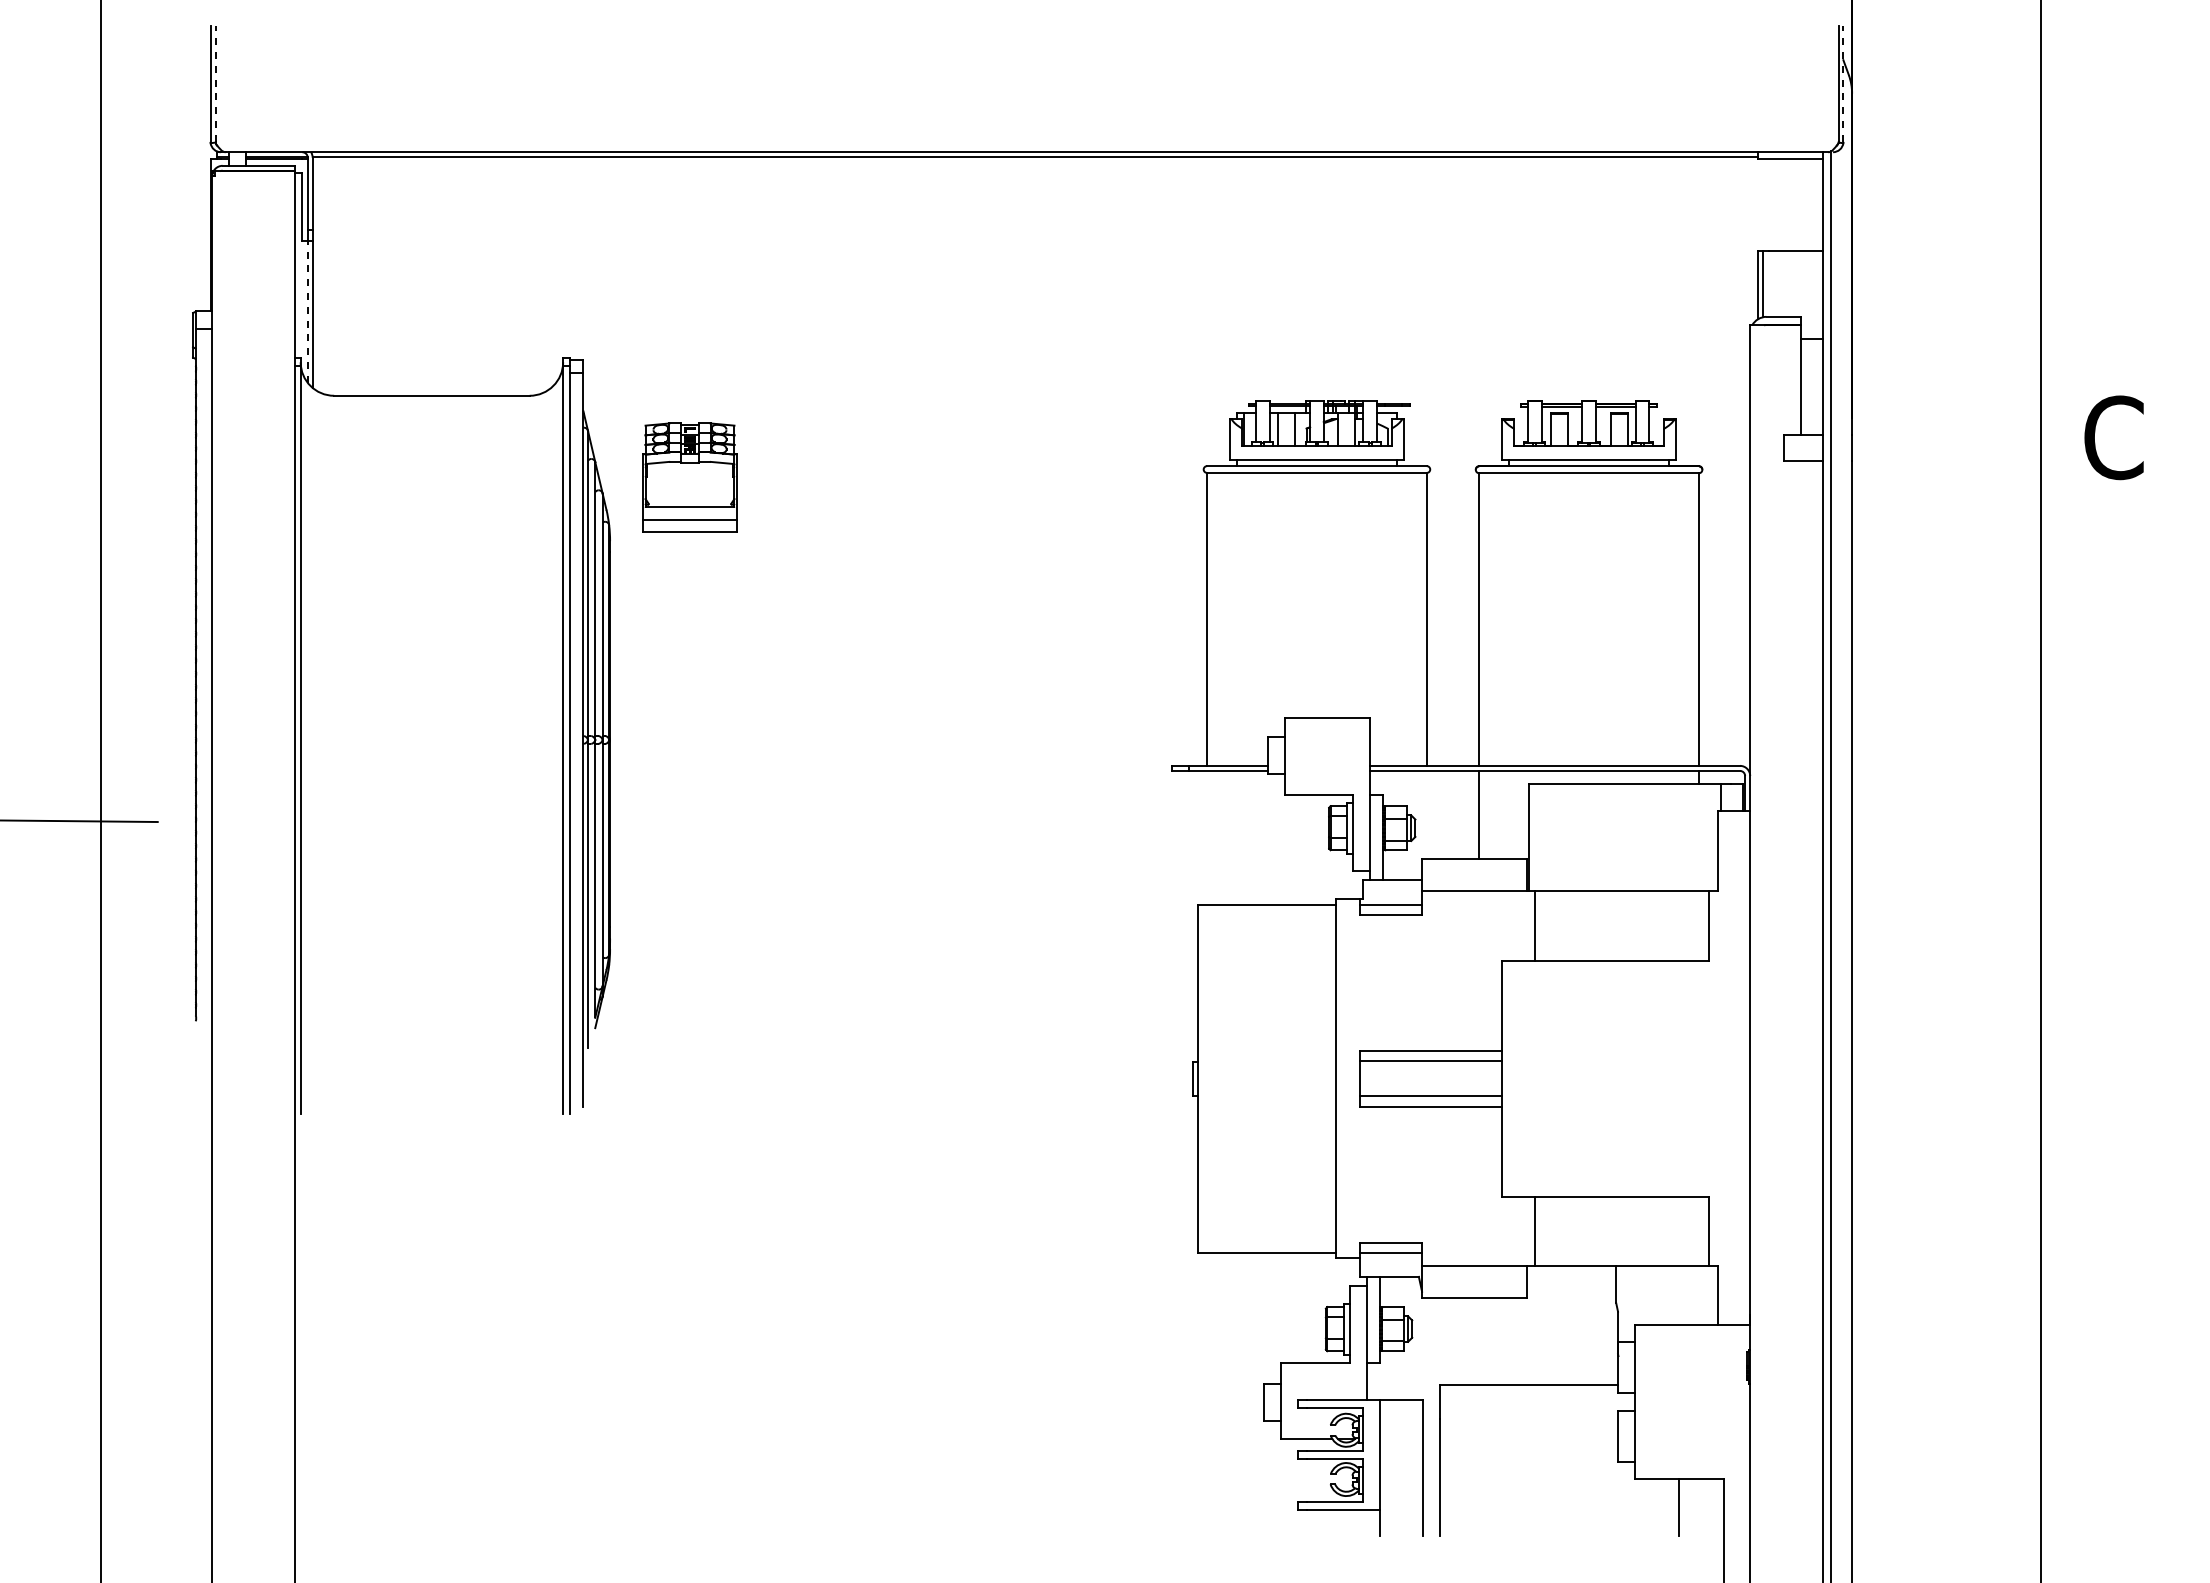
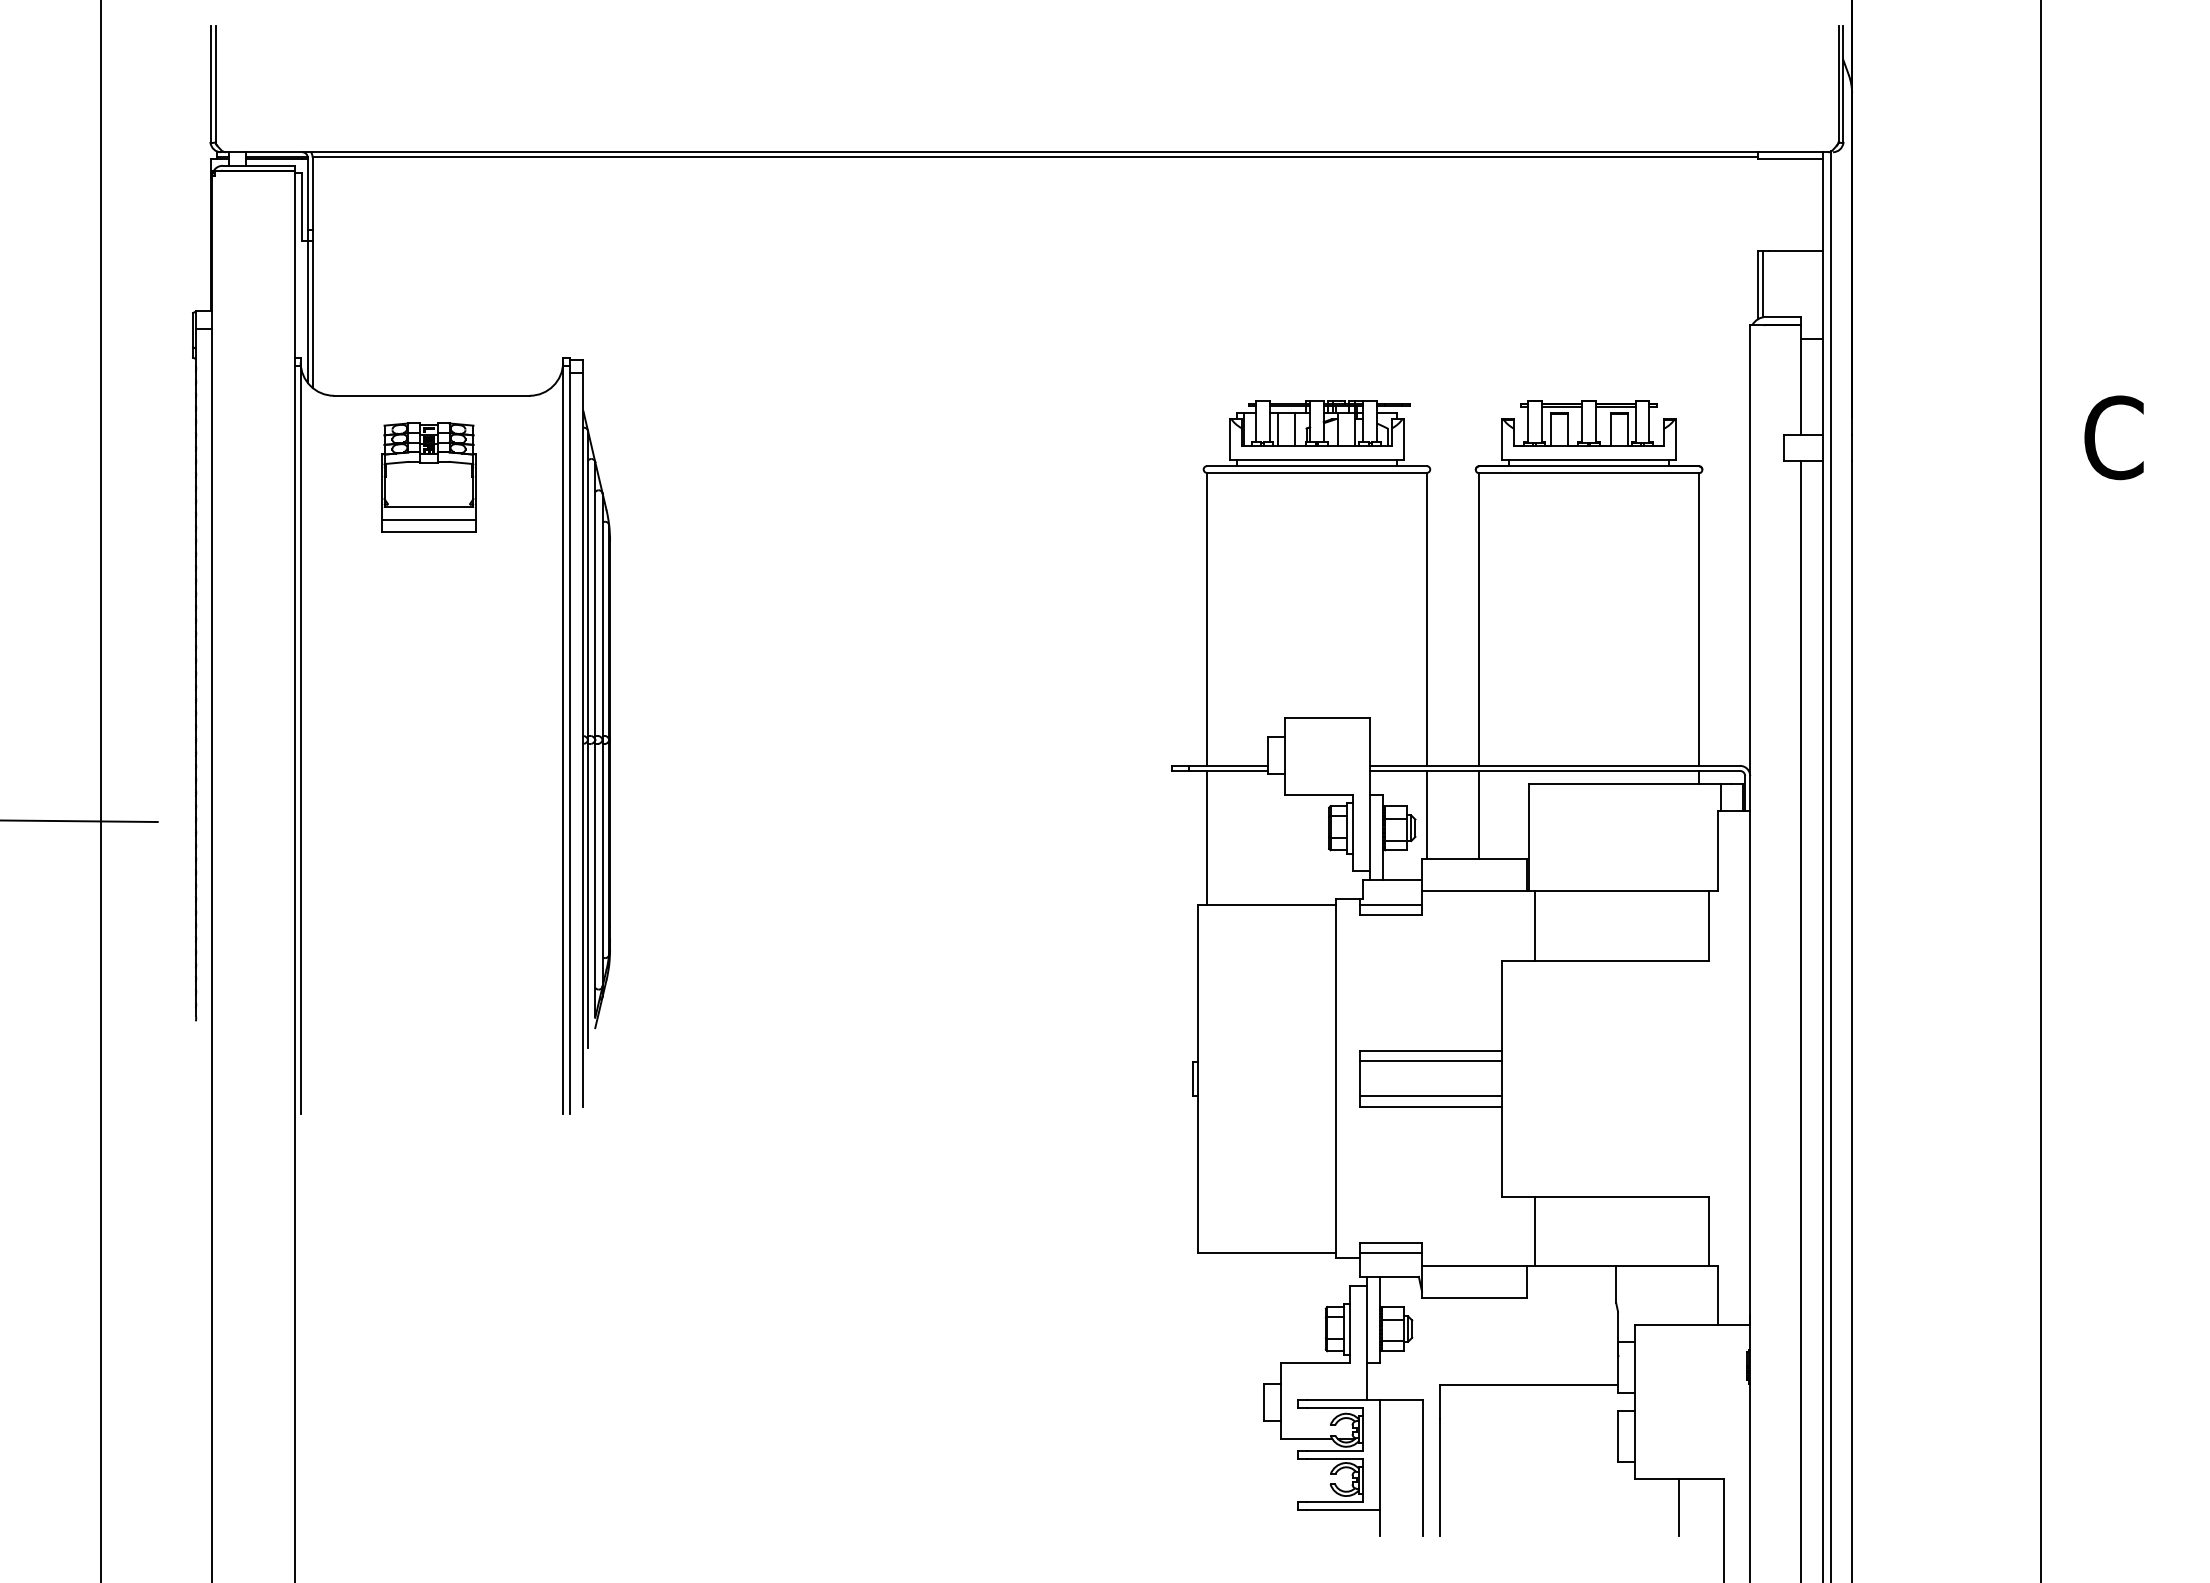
line: dashed -> solid (215, 84)
line: dashed -> solid (1843, 84)
line: dashed -> solid (307, 312)
part position: (689, 477) -> (428, 477) (428, 477)
line: none -> present (1426, 814)
line: none -> present (1207, 837)
line: none -> present (1801, 1019)
